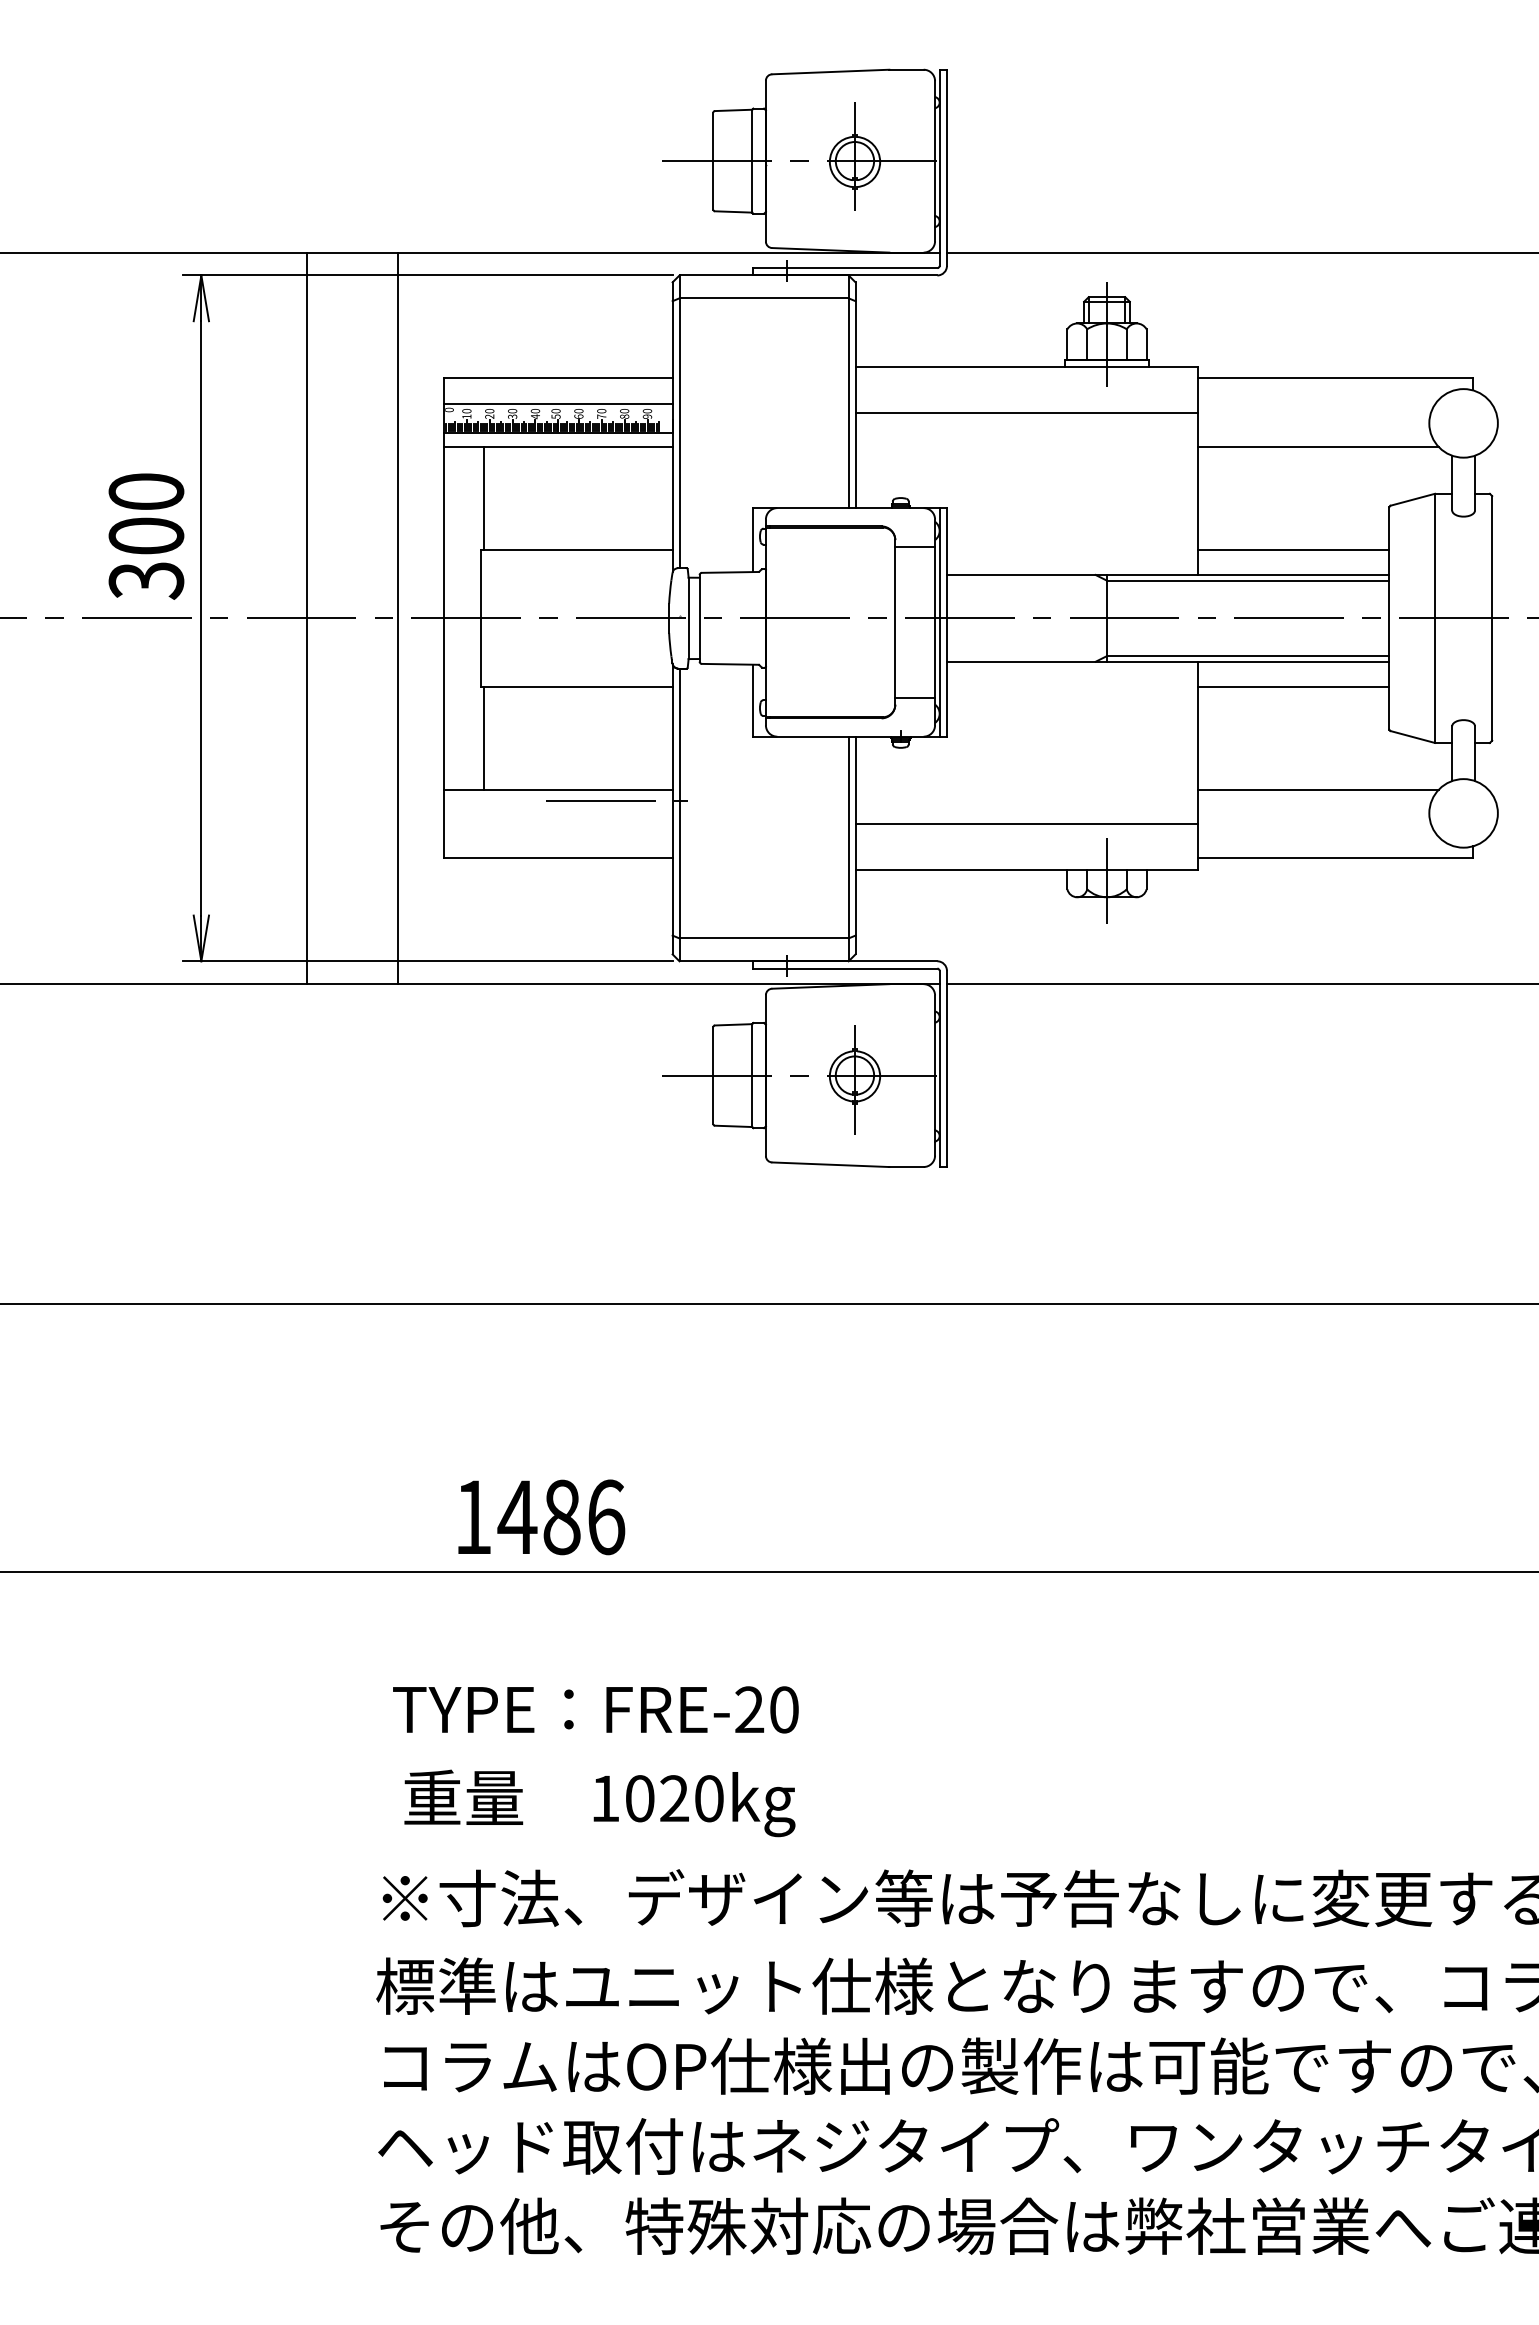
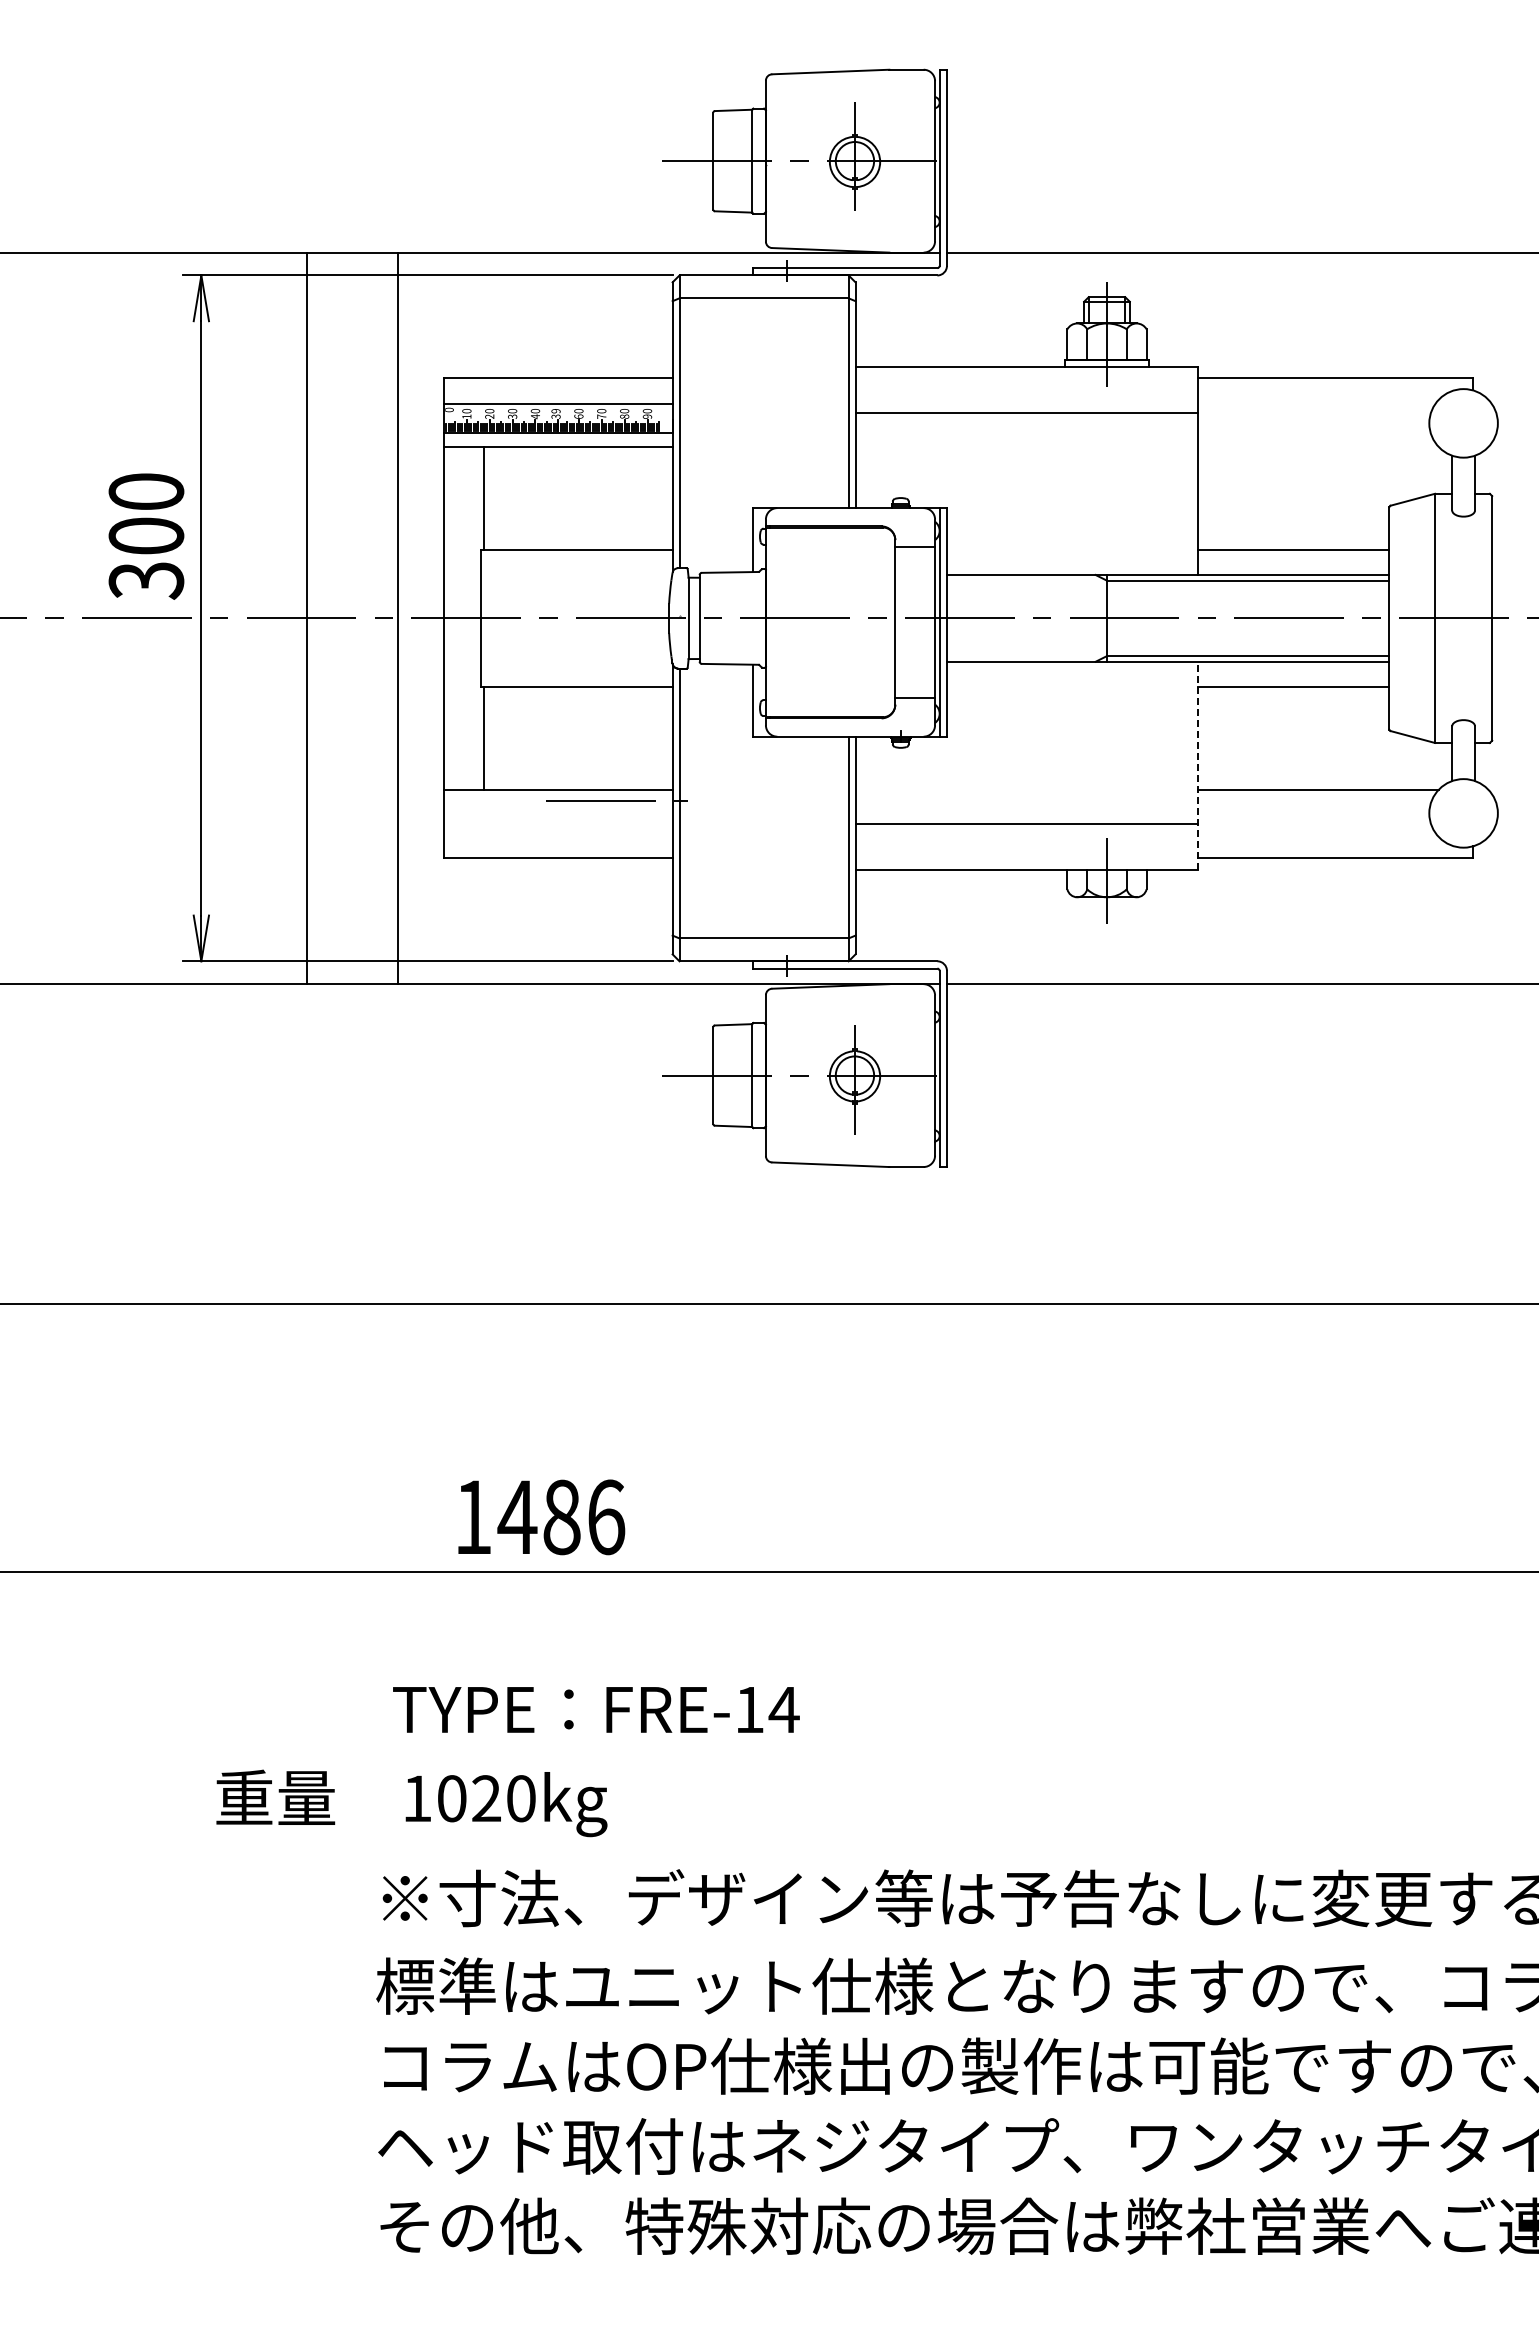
text: 50 -> 39 (555, 413)
line: present -> none (1318, 446)
line: solid -> dashed (1198, 765)
text: FRE-20 -> FRE-14 (767, 1709)
text position: (599, 1803) -> (411, 1803) (411, 1803)
